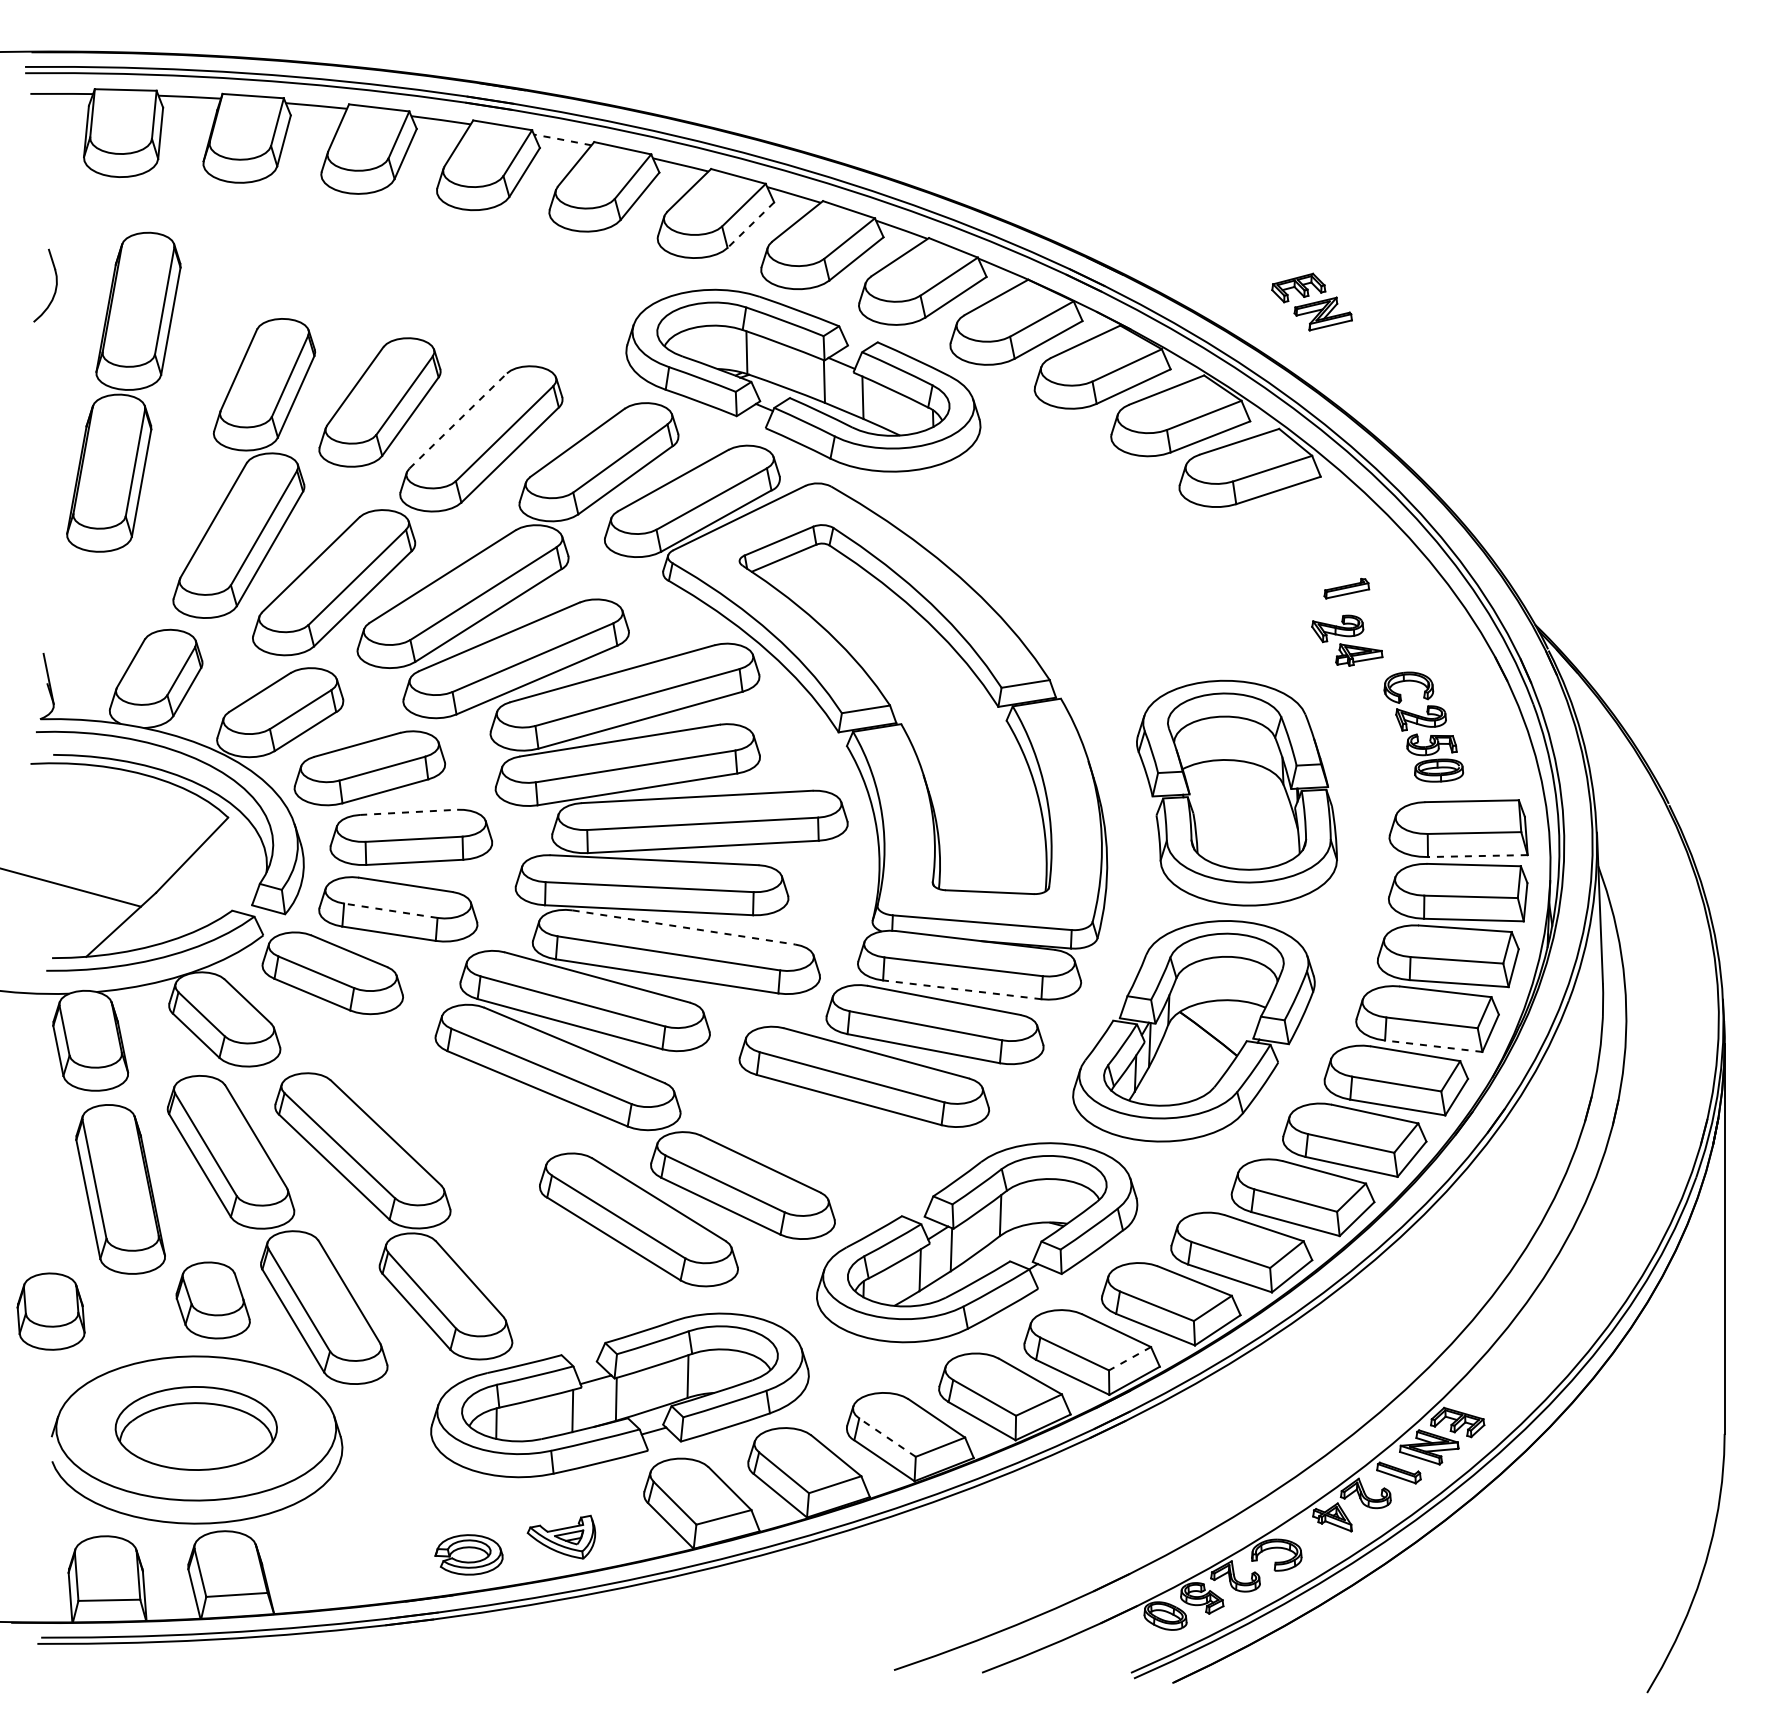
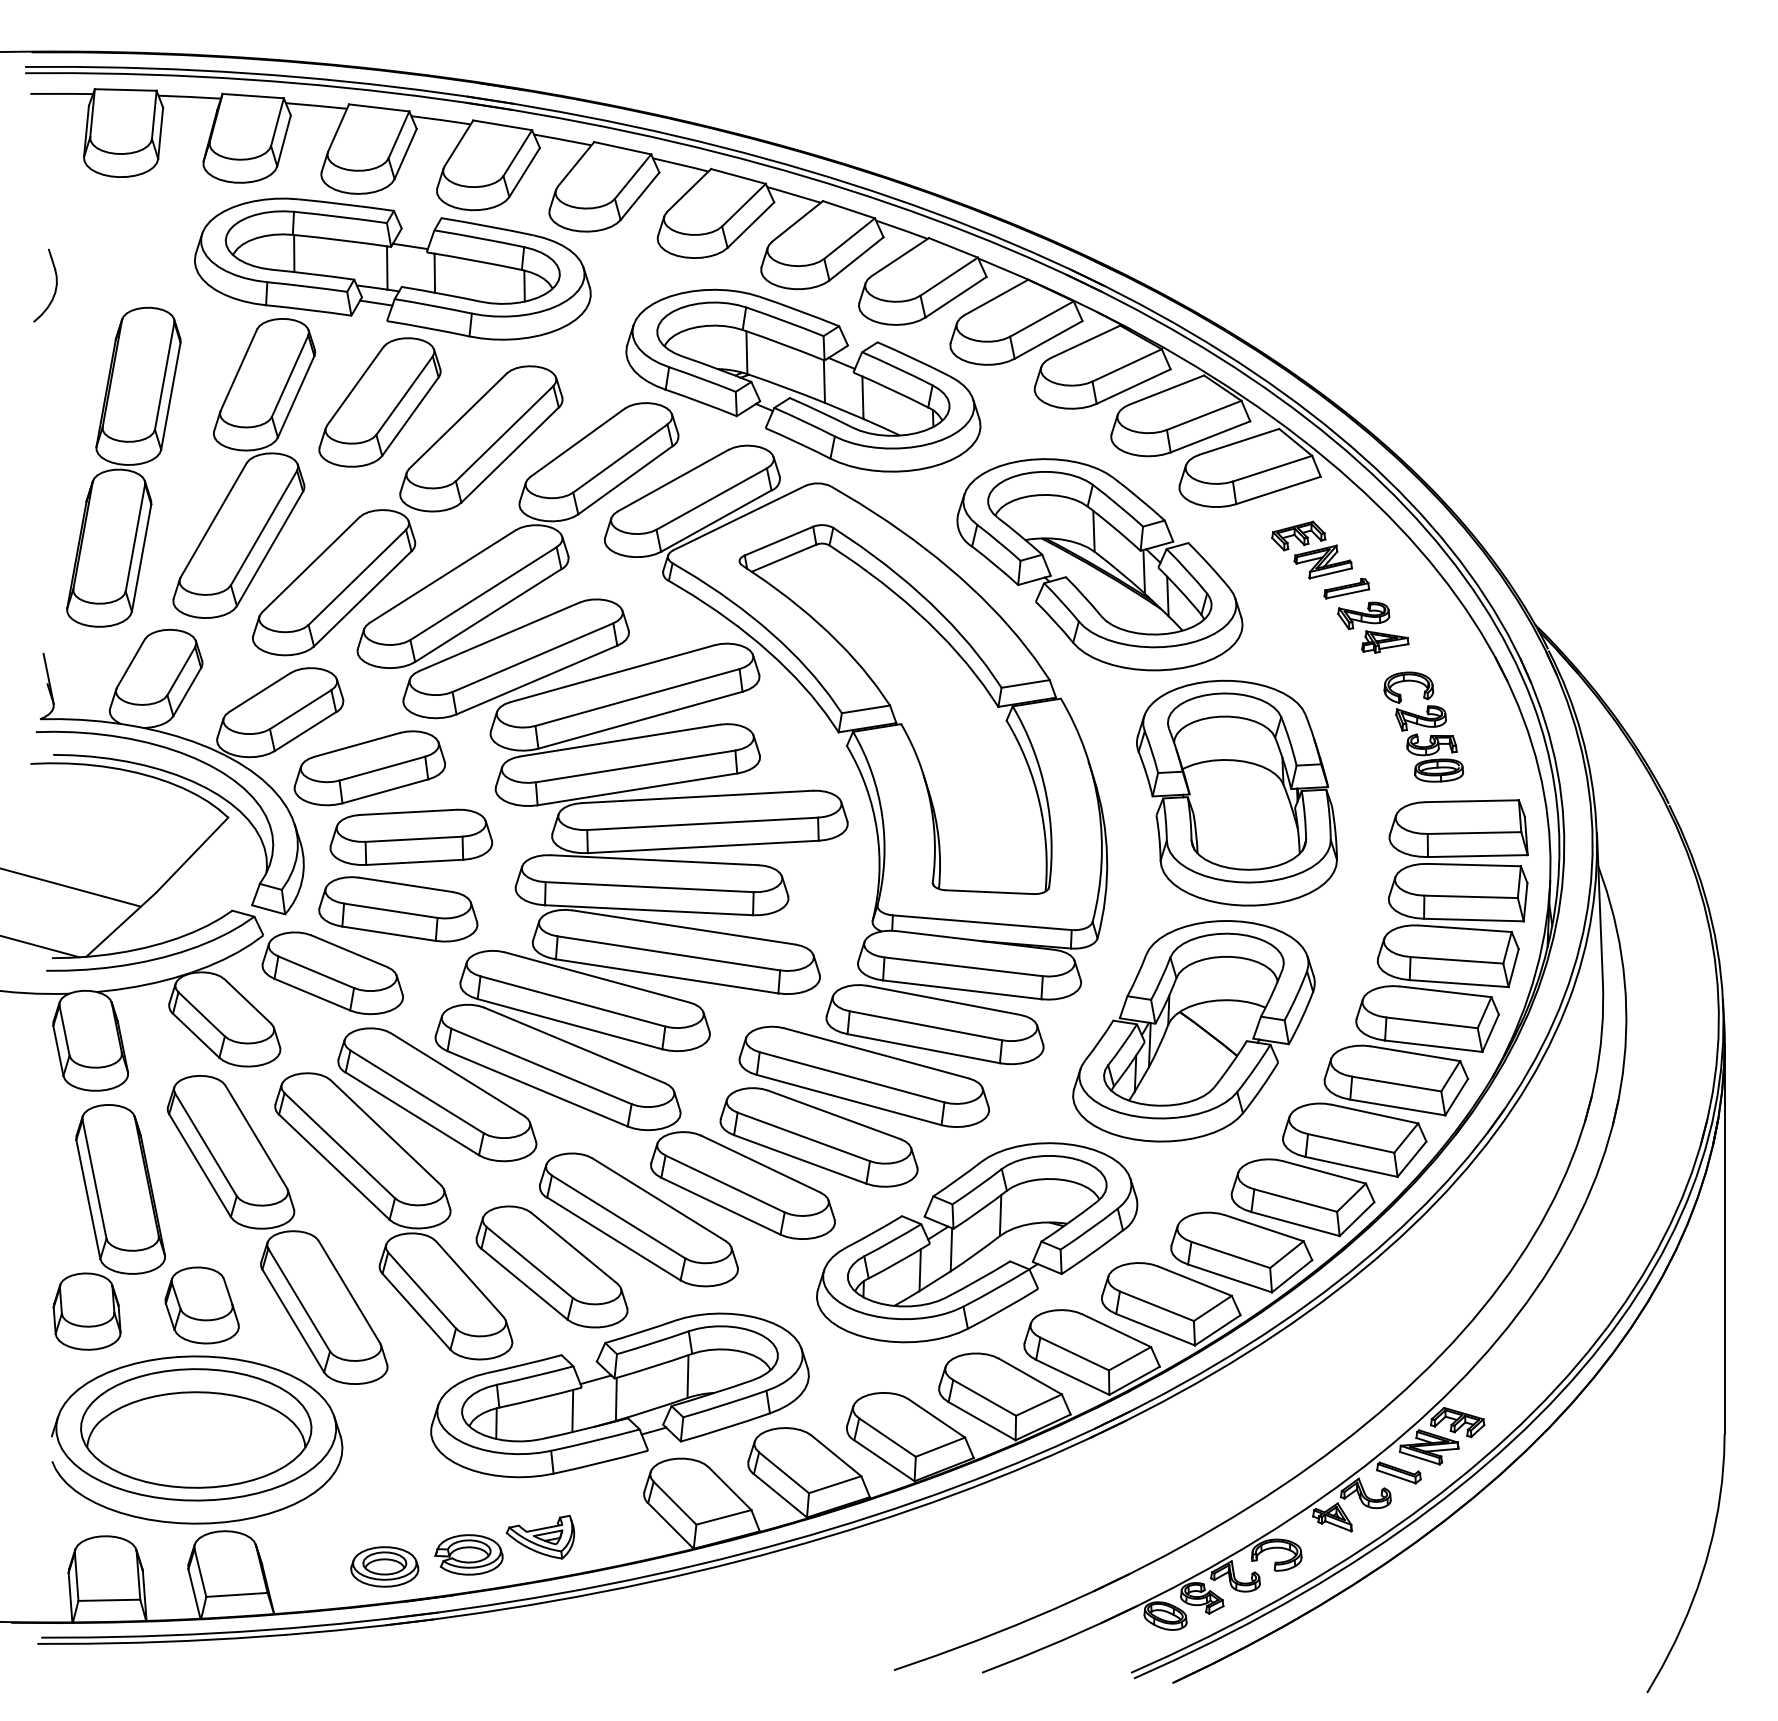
line: dashed -> solid (561, 139)
line: dashed -> solid (750, 225)
part: none -> present (392, 268)
part position: (1311, 301) -> (1311, 549) (1311, 549)
part position: (123, 391) -> (123, 466) (123, 466)
line: dashed -> solid (458, 420)
part: none -> present (1099, 564)
part position: (1347, 640) -> (1373, 627) (1373, 627)
line: dashed -> solid (408, 812)
line: dashed -> solid (1477, 856)
line: dashed -> solid (390, 910)
line: dashed -> solid (683, 927)
line: none -> present (40, 946)
line: dashed -> solid (962, 989)
line: dashed -> solid (1433, 1046)
part: none -> present (437, 1094)
part: none -> present (818, 1137)
part: none -> present (551, 1266)
part position: (212, 1300) -> (201, 1305) (201, 1305)
part position: (50, 1311) -> (86, 1311) (86, 1311)
line: dashed -> solid (1129, 1358)
part size: 164x85 px -> 233x121 px (196, 1428)
line: dashed -> solid (887, 1437)
part position: (561, 1536) -> (540, 1536) (540, 1536)
part: none -> present (384, 1566)
